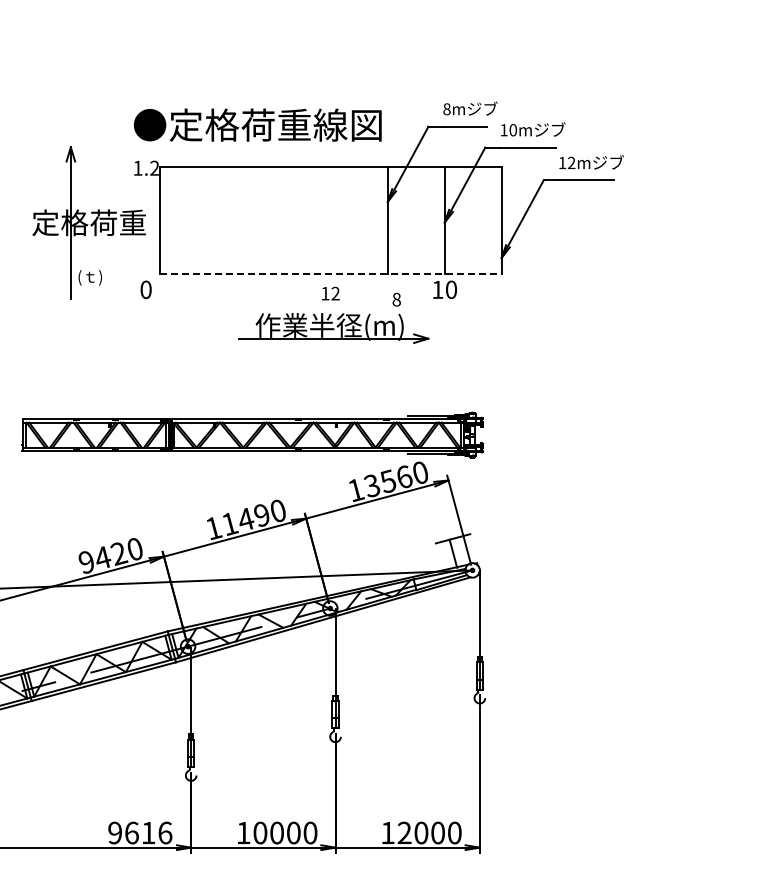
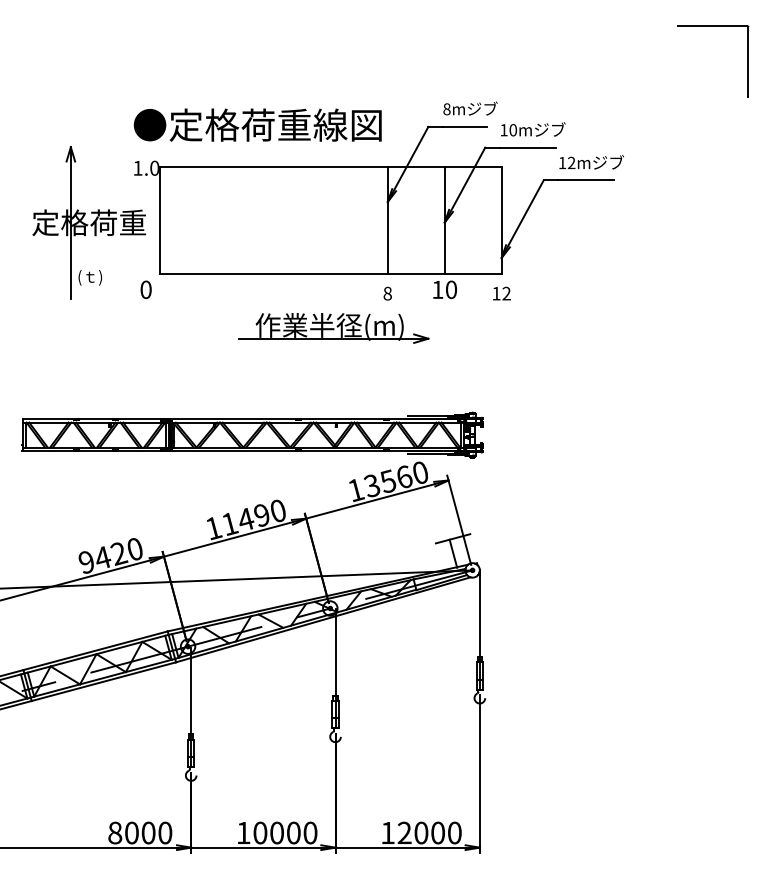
part: none -> present (747, 61)
text: 1.2 -> 1.0 (154, 167)
line: dashed -> solid (330, 273)
text position: (330, 293) -> (501, 293) (501, 293)
text position: (396, 299) -> (387, 293) (387, 293)
text: 9616 -> 8000 (140, 832)
